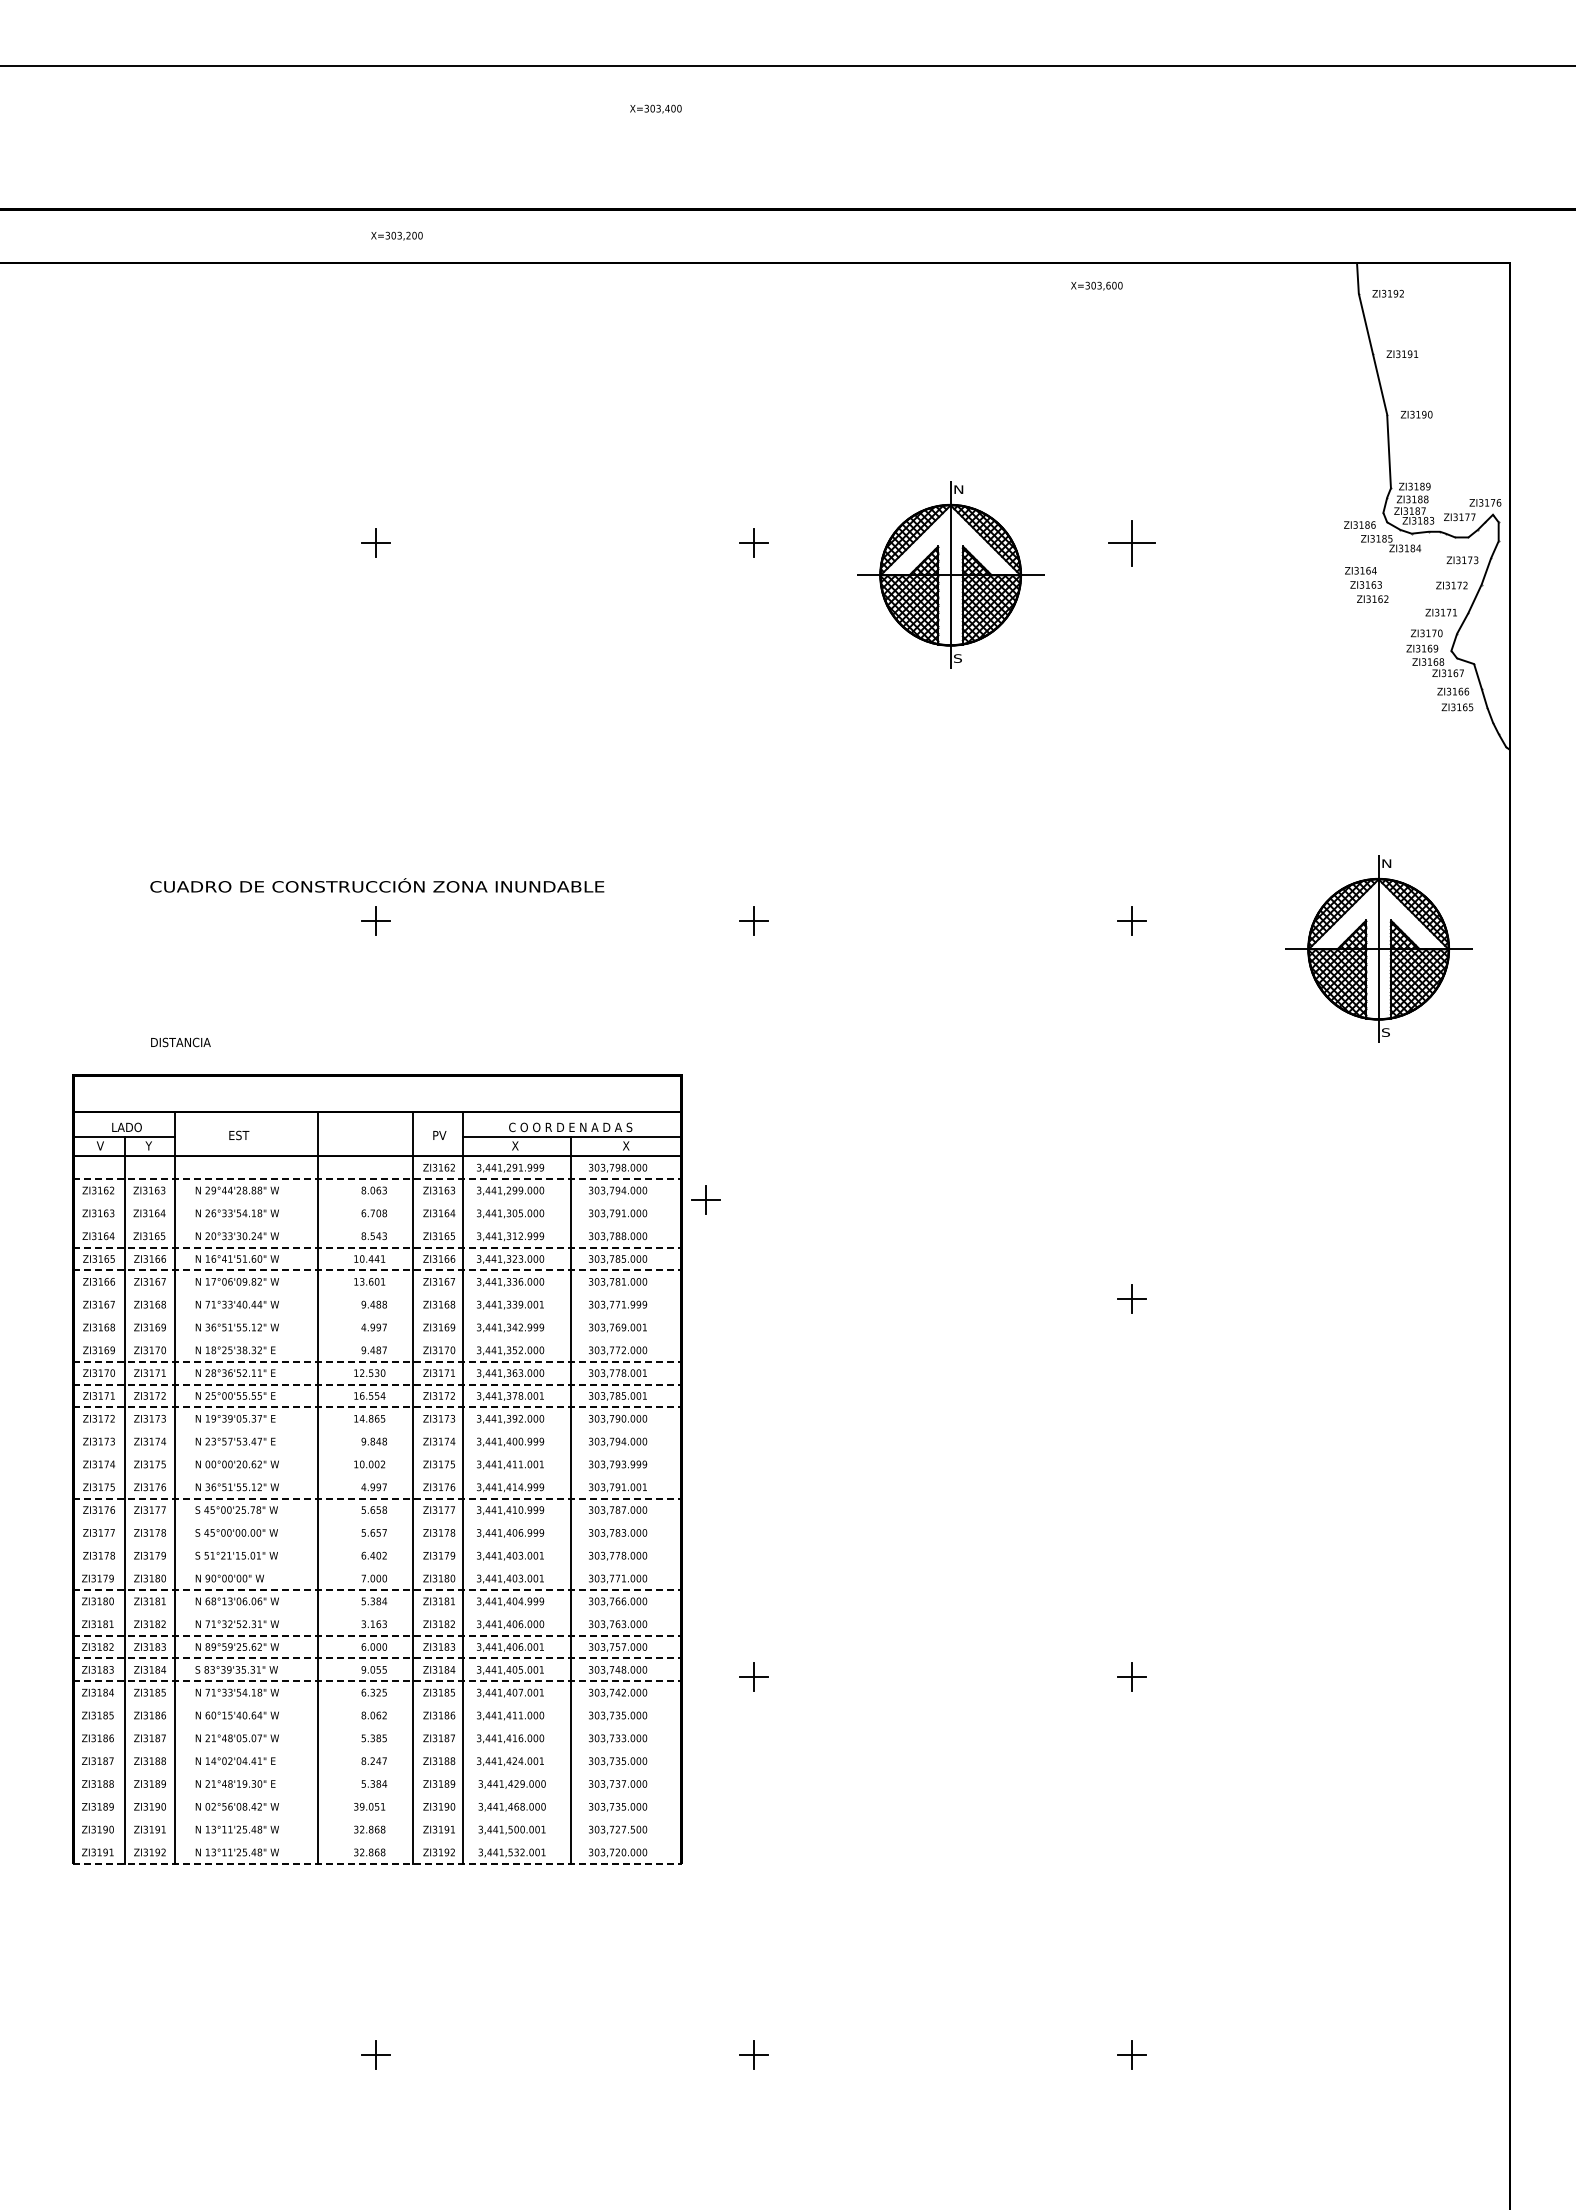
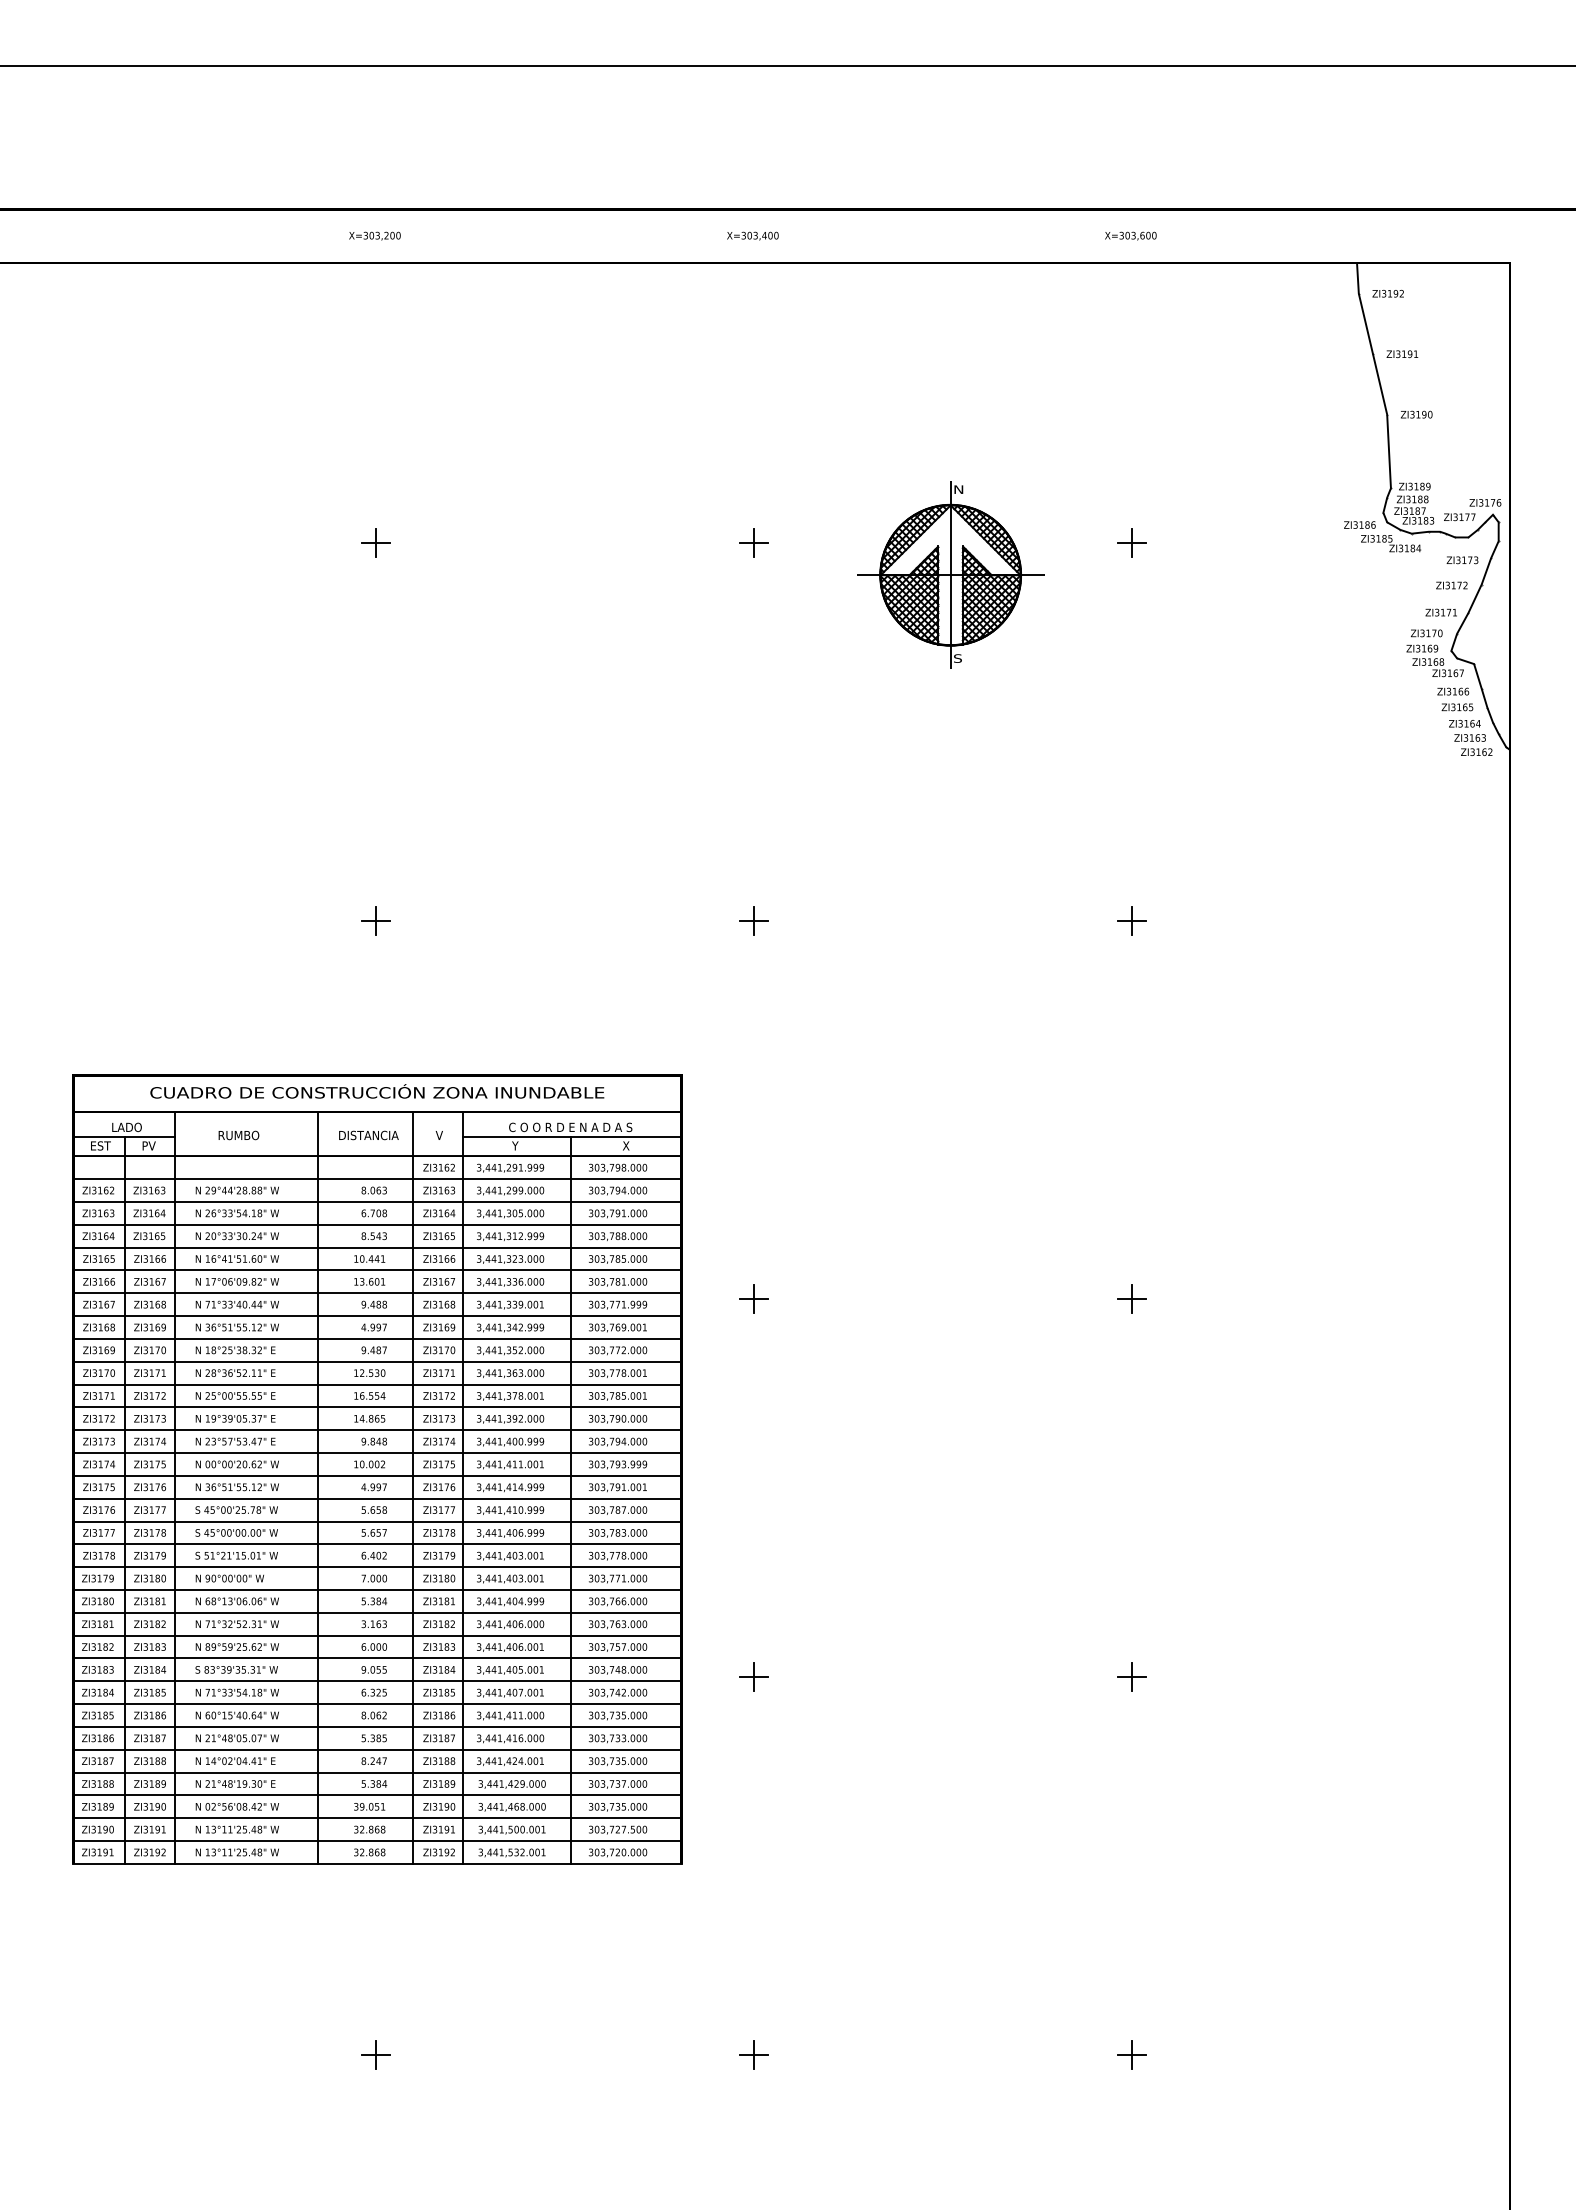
text position: (655, 108) -> (752, 235) (752, 235)
text position: (396, 235) -> (374, 235) (374, 235)
text position: (1096, 285) -> (1130, 235) (1130, 235)
part size: 48x47 px -> 30x30 px (1131, 542)
text position: (1366, 584) -> (1470, 737) (1470, 737)
text position: (377, 885) -> (377, 1091) (377, 1091)
part: present -> none (1378, 948)
text position: (180, 1042) -> (368, 1135) (368, 1135)
text: EST -> RUMBO (238, 1135)
text: PV -> V (439, 1135)
text: V -> EST (100, 1145)
text: Y -> PV (148, 1145)
text: X -> Y (515, 1145)
line: dashed -> solid (377, 1179)
part position: (705, 1199) -> (753, 1298) (753, 1298)
line: none -> present (377, 1201)
line: none -> present (377, 1224)
line: dashed -> solid (377, 1247)
line: dashed -> solid (377, 1270)
line: none -> present (377, 1293)
line: none -> present (377, 1316)
line: none -> present (377, 1338)
line: dashed -> solid (377, 1361)
line: dashed -> solid (377, 1384)
line: dashed -> solid (377, 1407)
line: none -> present (377, 1430)
line: none -> present (377, 1453)
line: none -> present (377, 1475)
line: dashed -> solid (377, 1498)
line: none -> present (377, 1521)
line: none -> present (377, 1544)
line: none -> present (377, 1567)
line: dashed -> solid (377, 1589)
line: none -> present (377, 1612)
line: dashed -> solid (377, 1635)
line: dashed -> solid (377, 1658)
line: dashed -> solid (377, 1681)
line: none -> present (377, 1704)
line: none -> present (377, 1726)
line: none -> present (377, 1749)
line: none -> present (377, 1772)
line: none -> present (377, 1795)
line: none -> present (377, 1818)
line: none -> present (377, 1841)
line: dashed -> solid (377, 1863)
